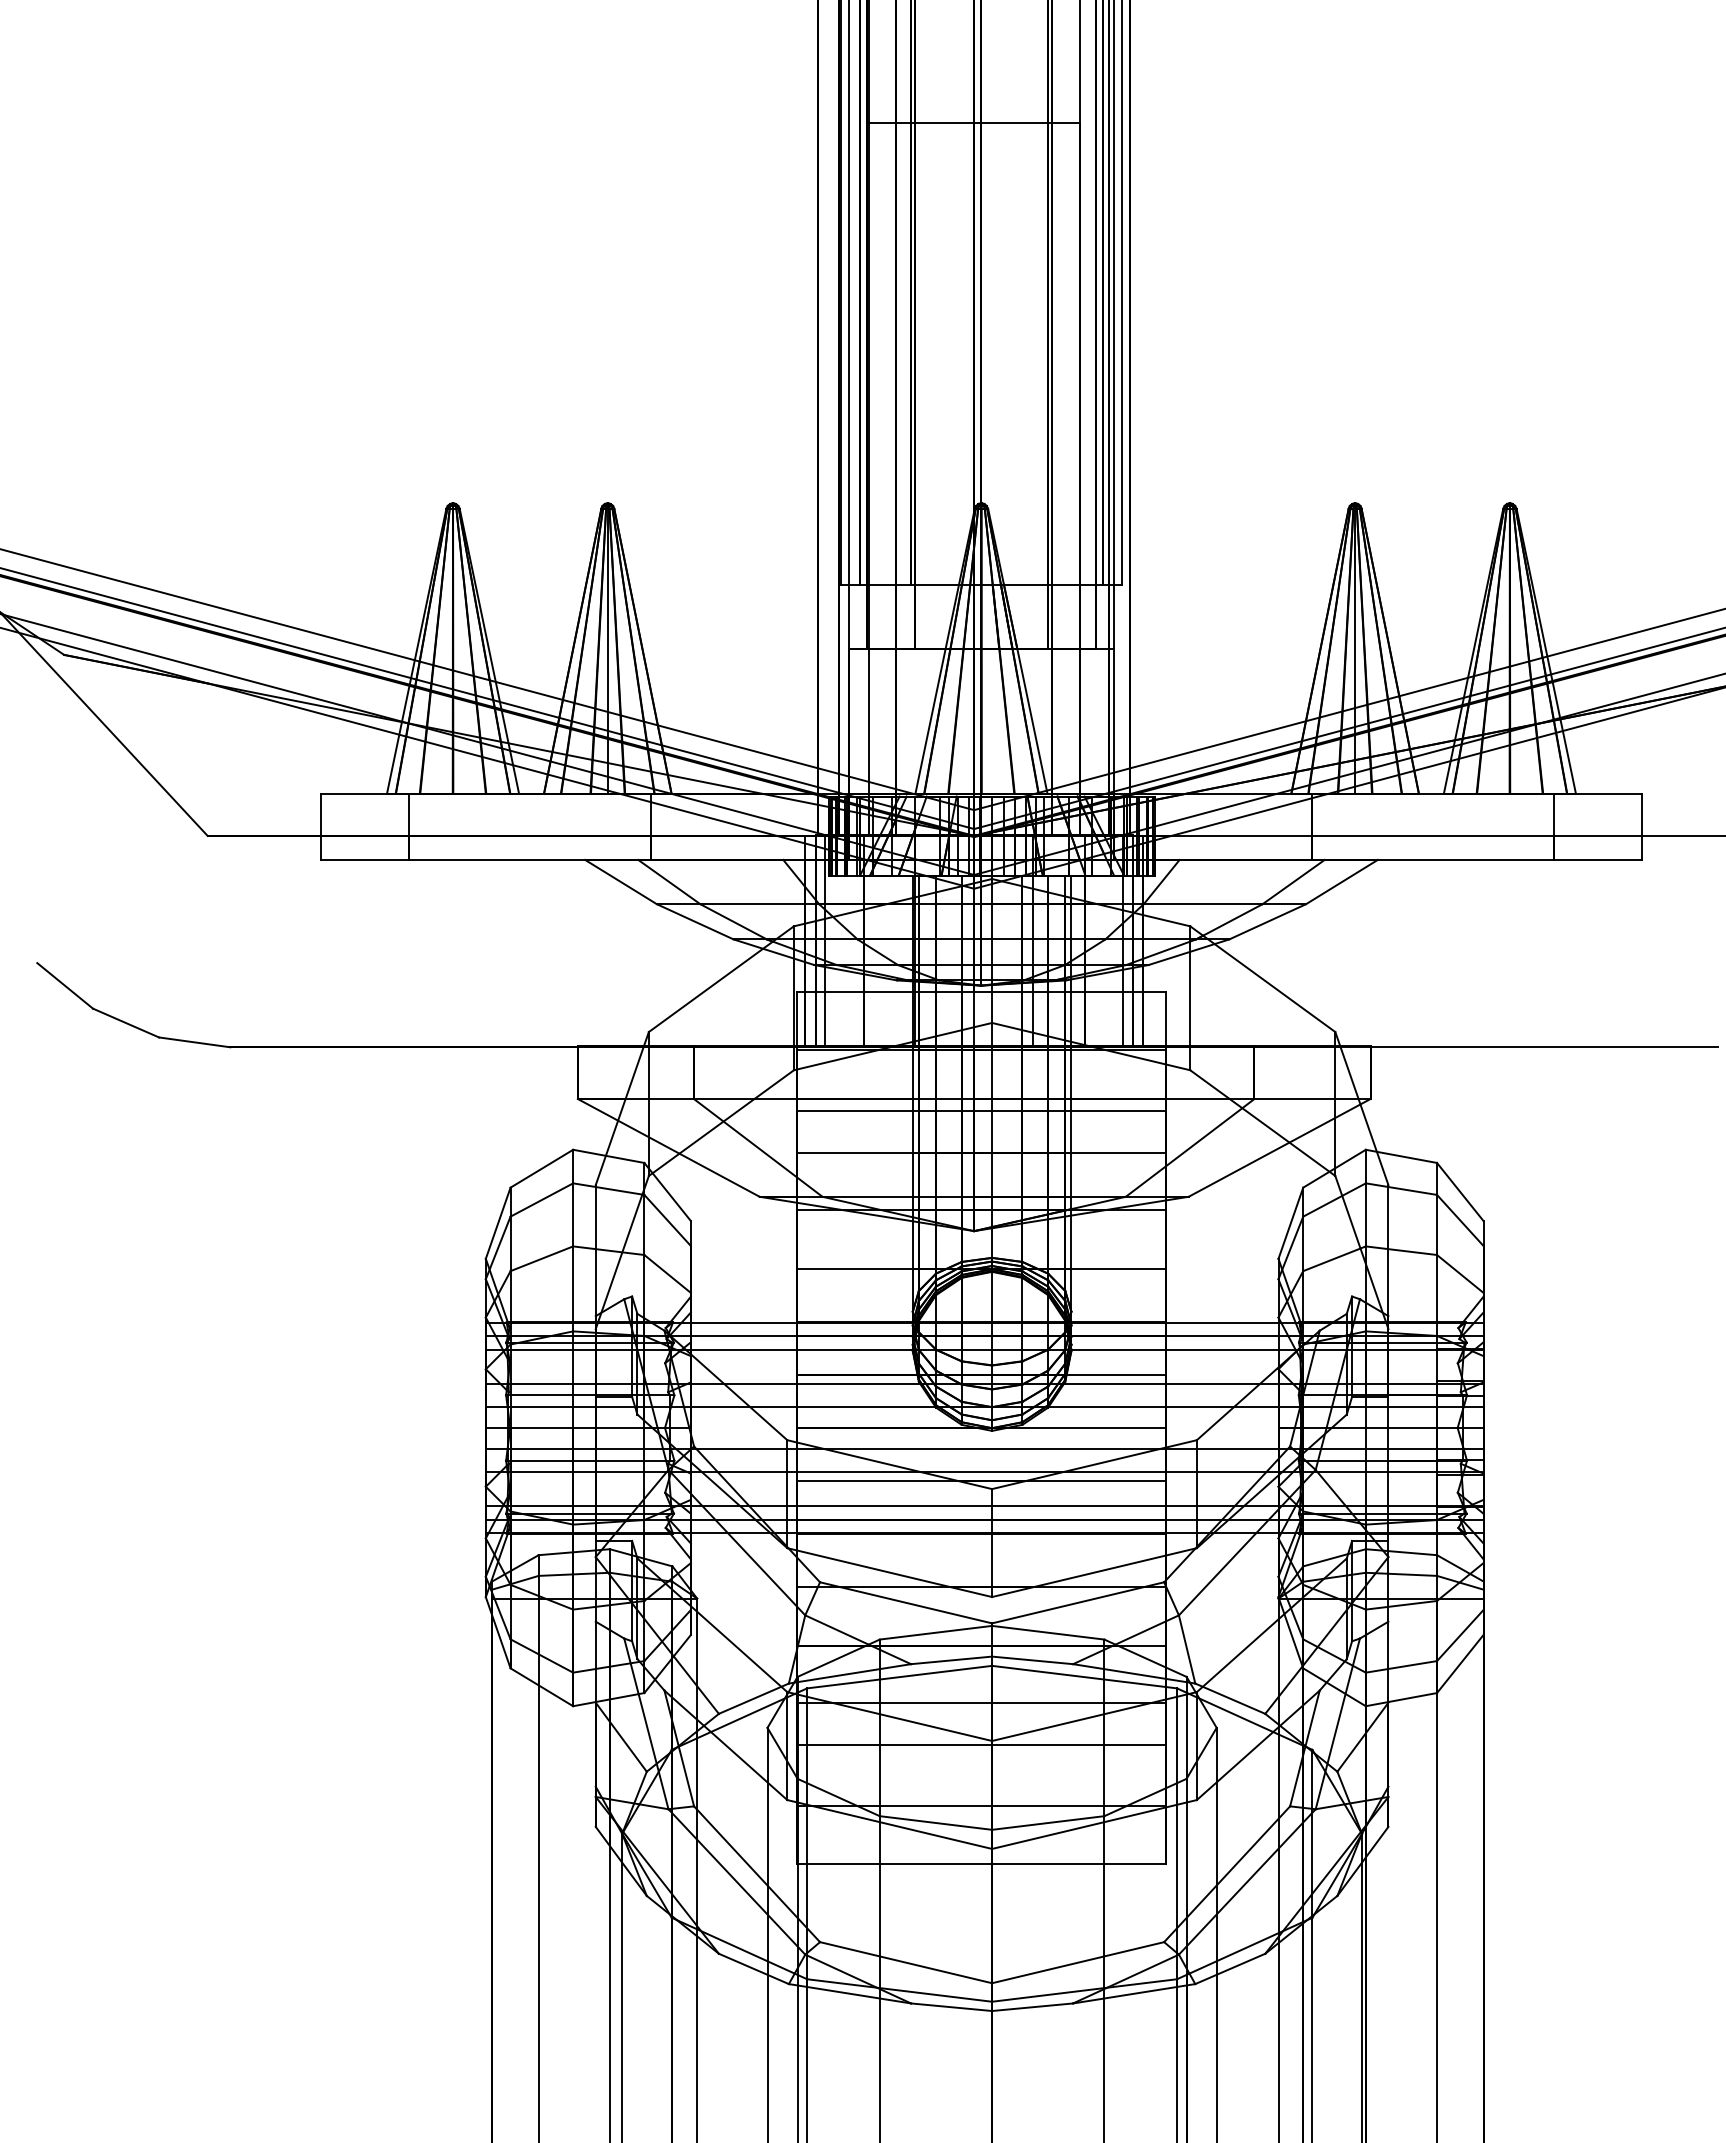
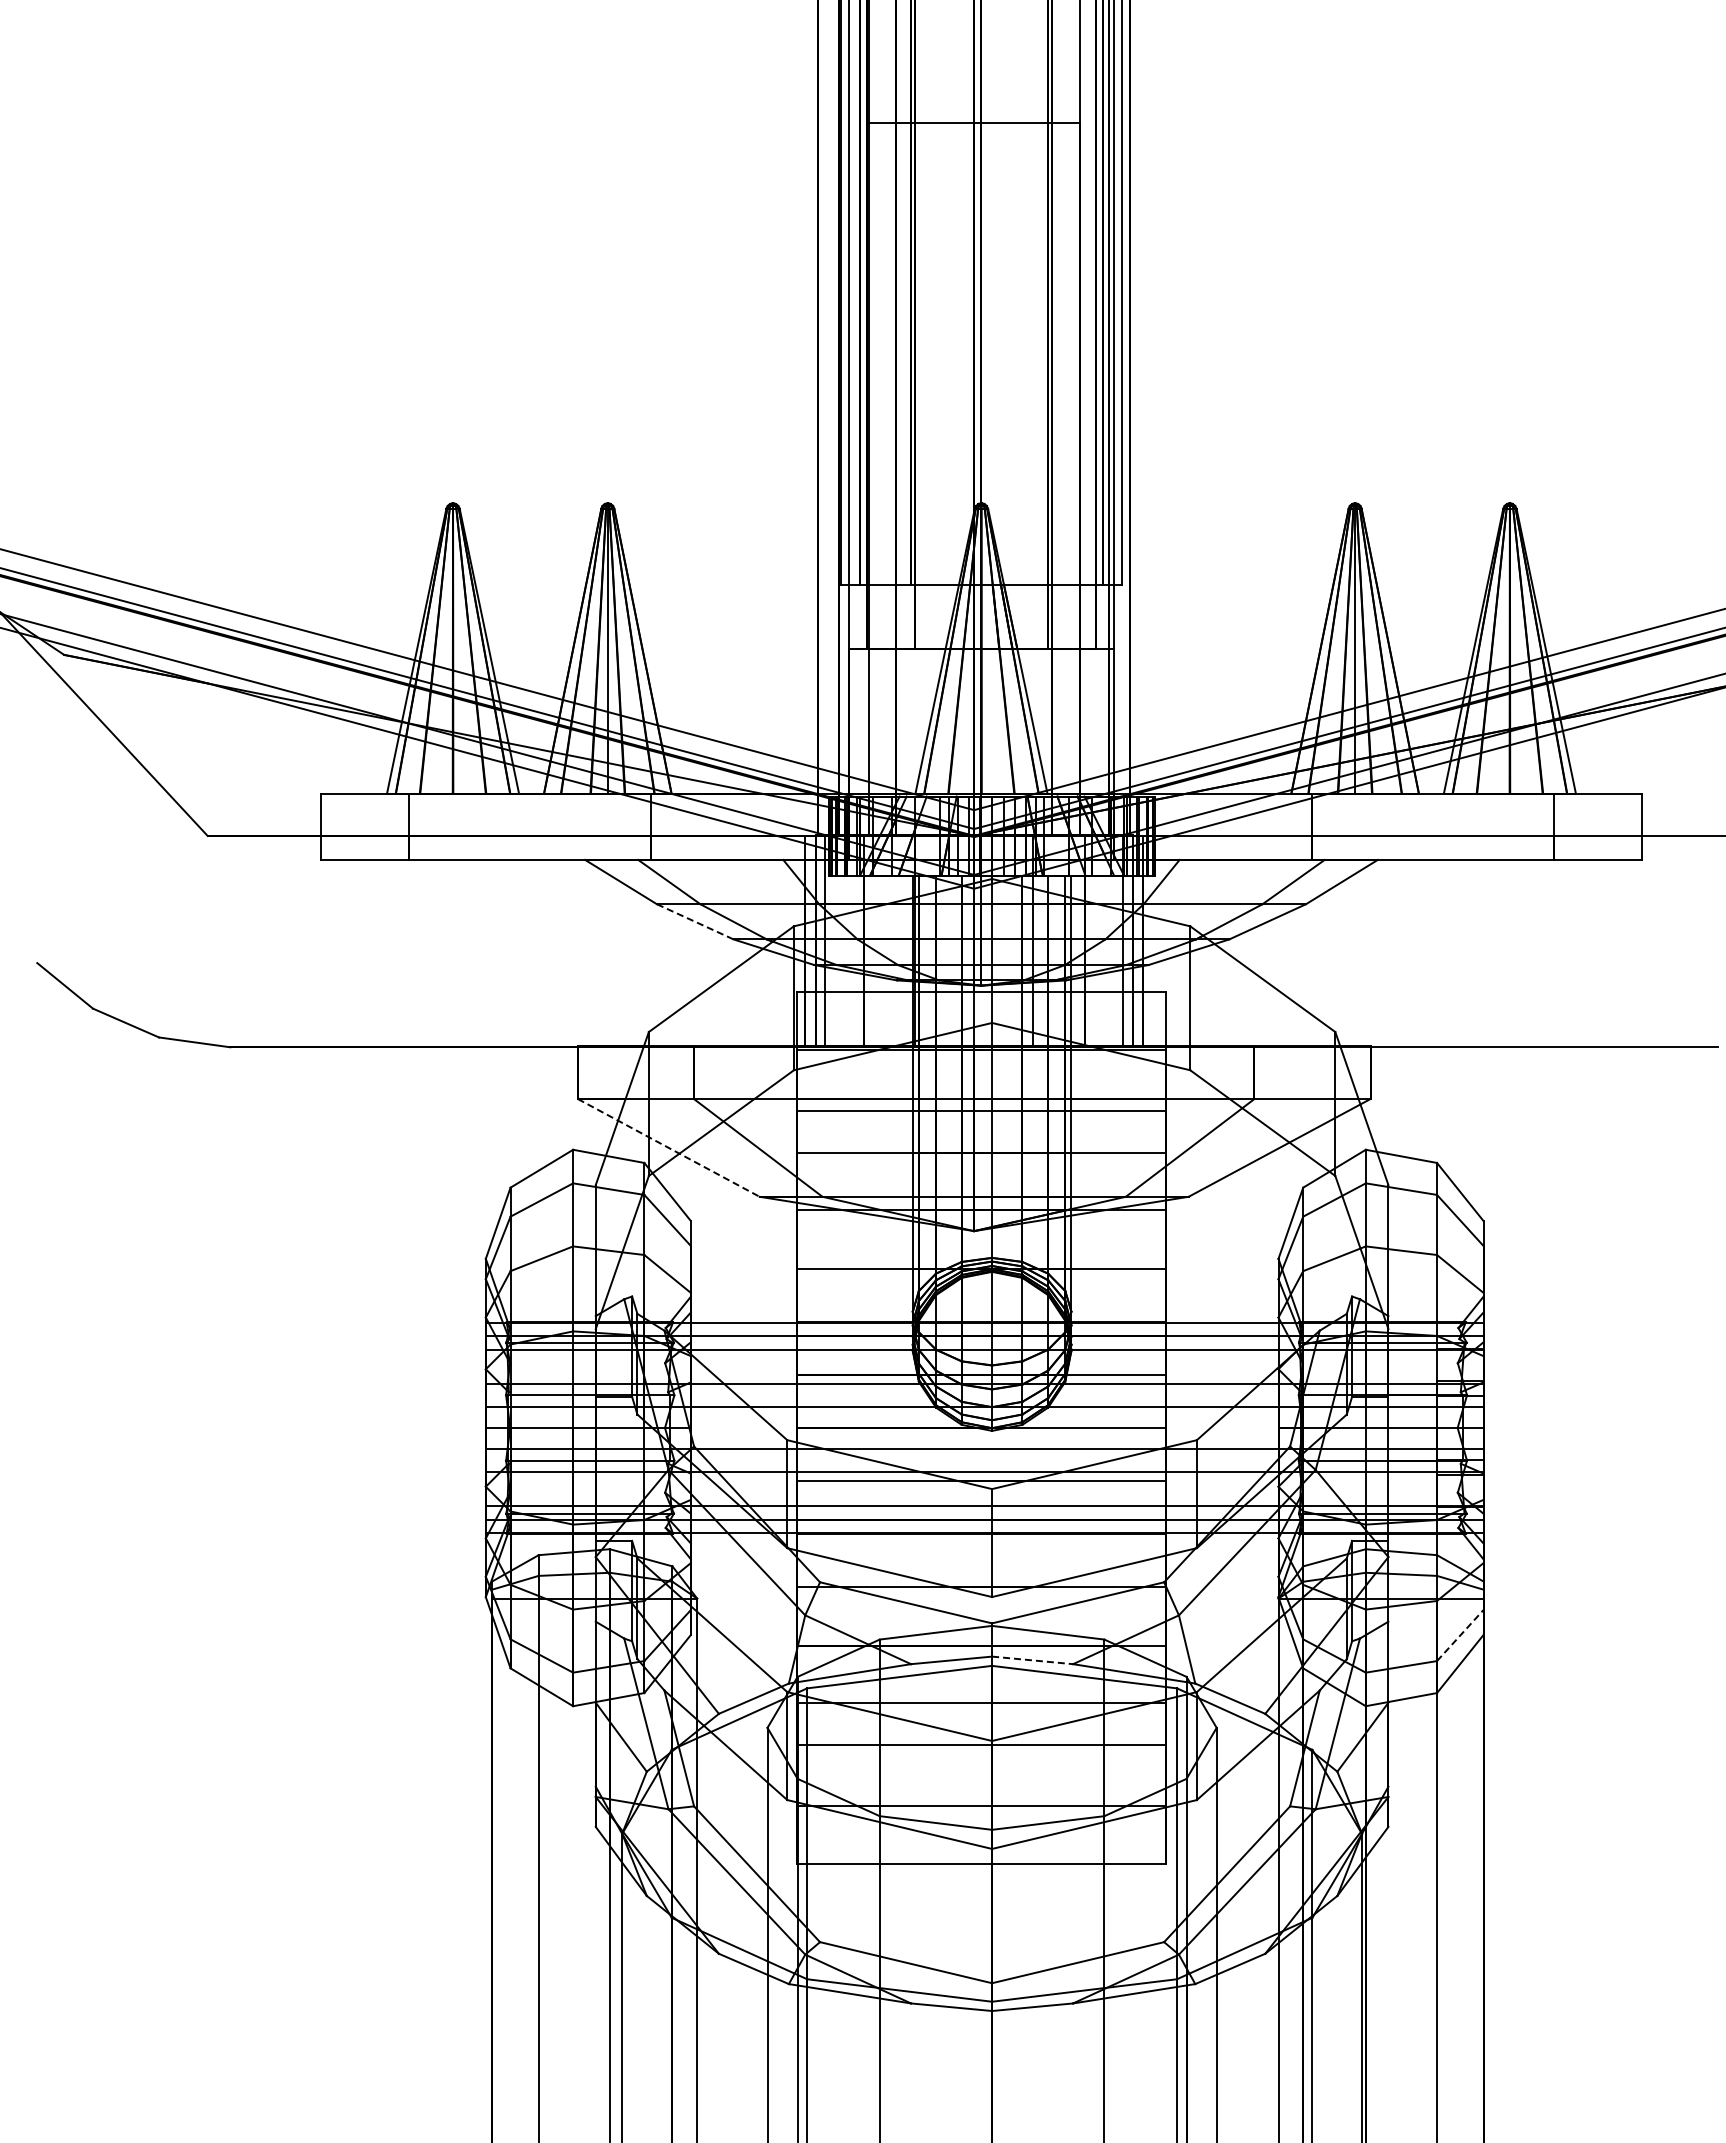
line: solid -> dashed (695, 922)
line: solid -> dashed (669, 1148)
line: solid -> dashed (1460, 1635)
line: solid -> dashed (1032, 1660)
